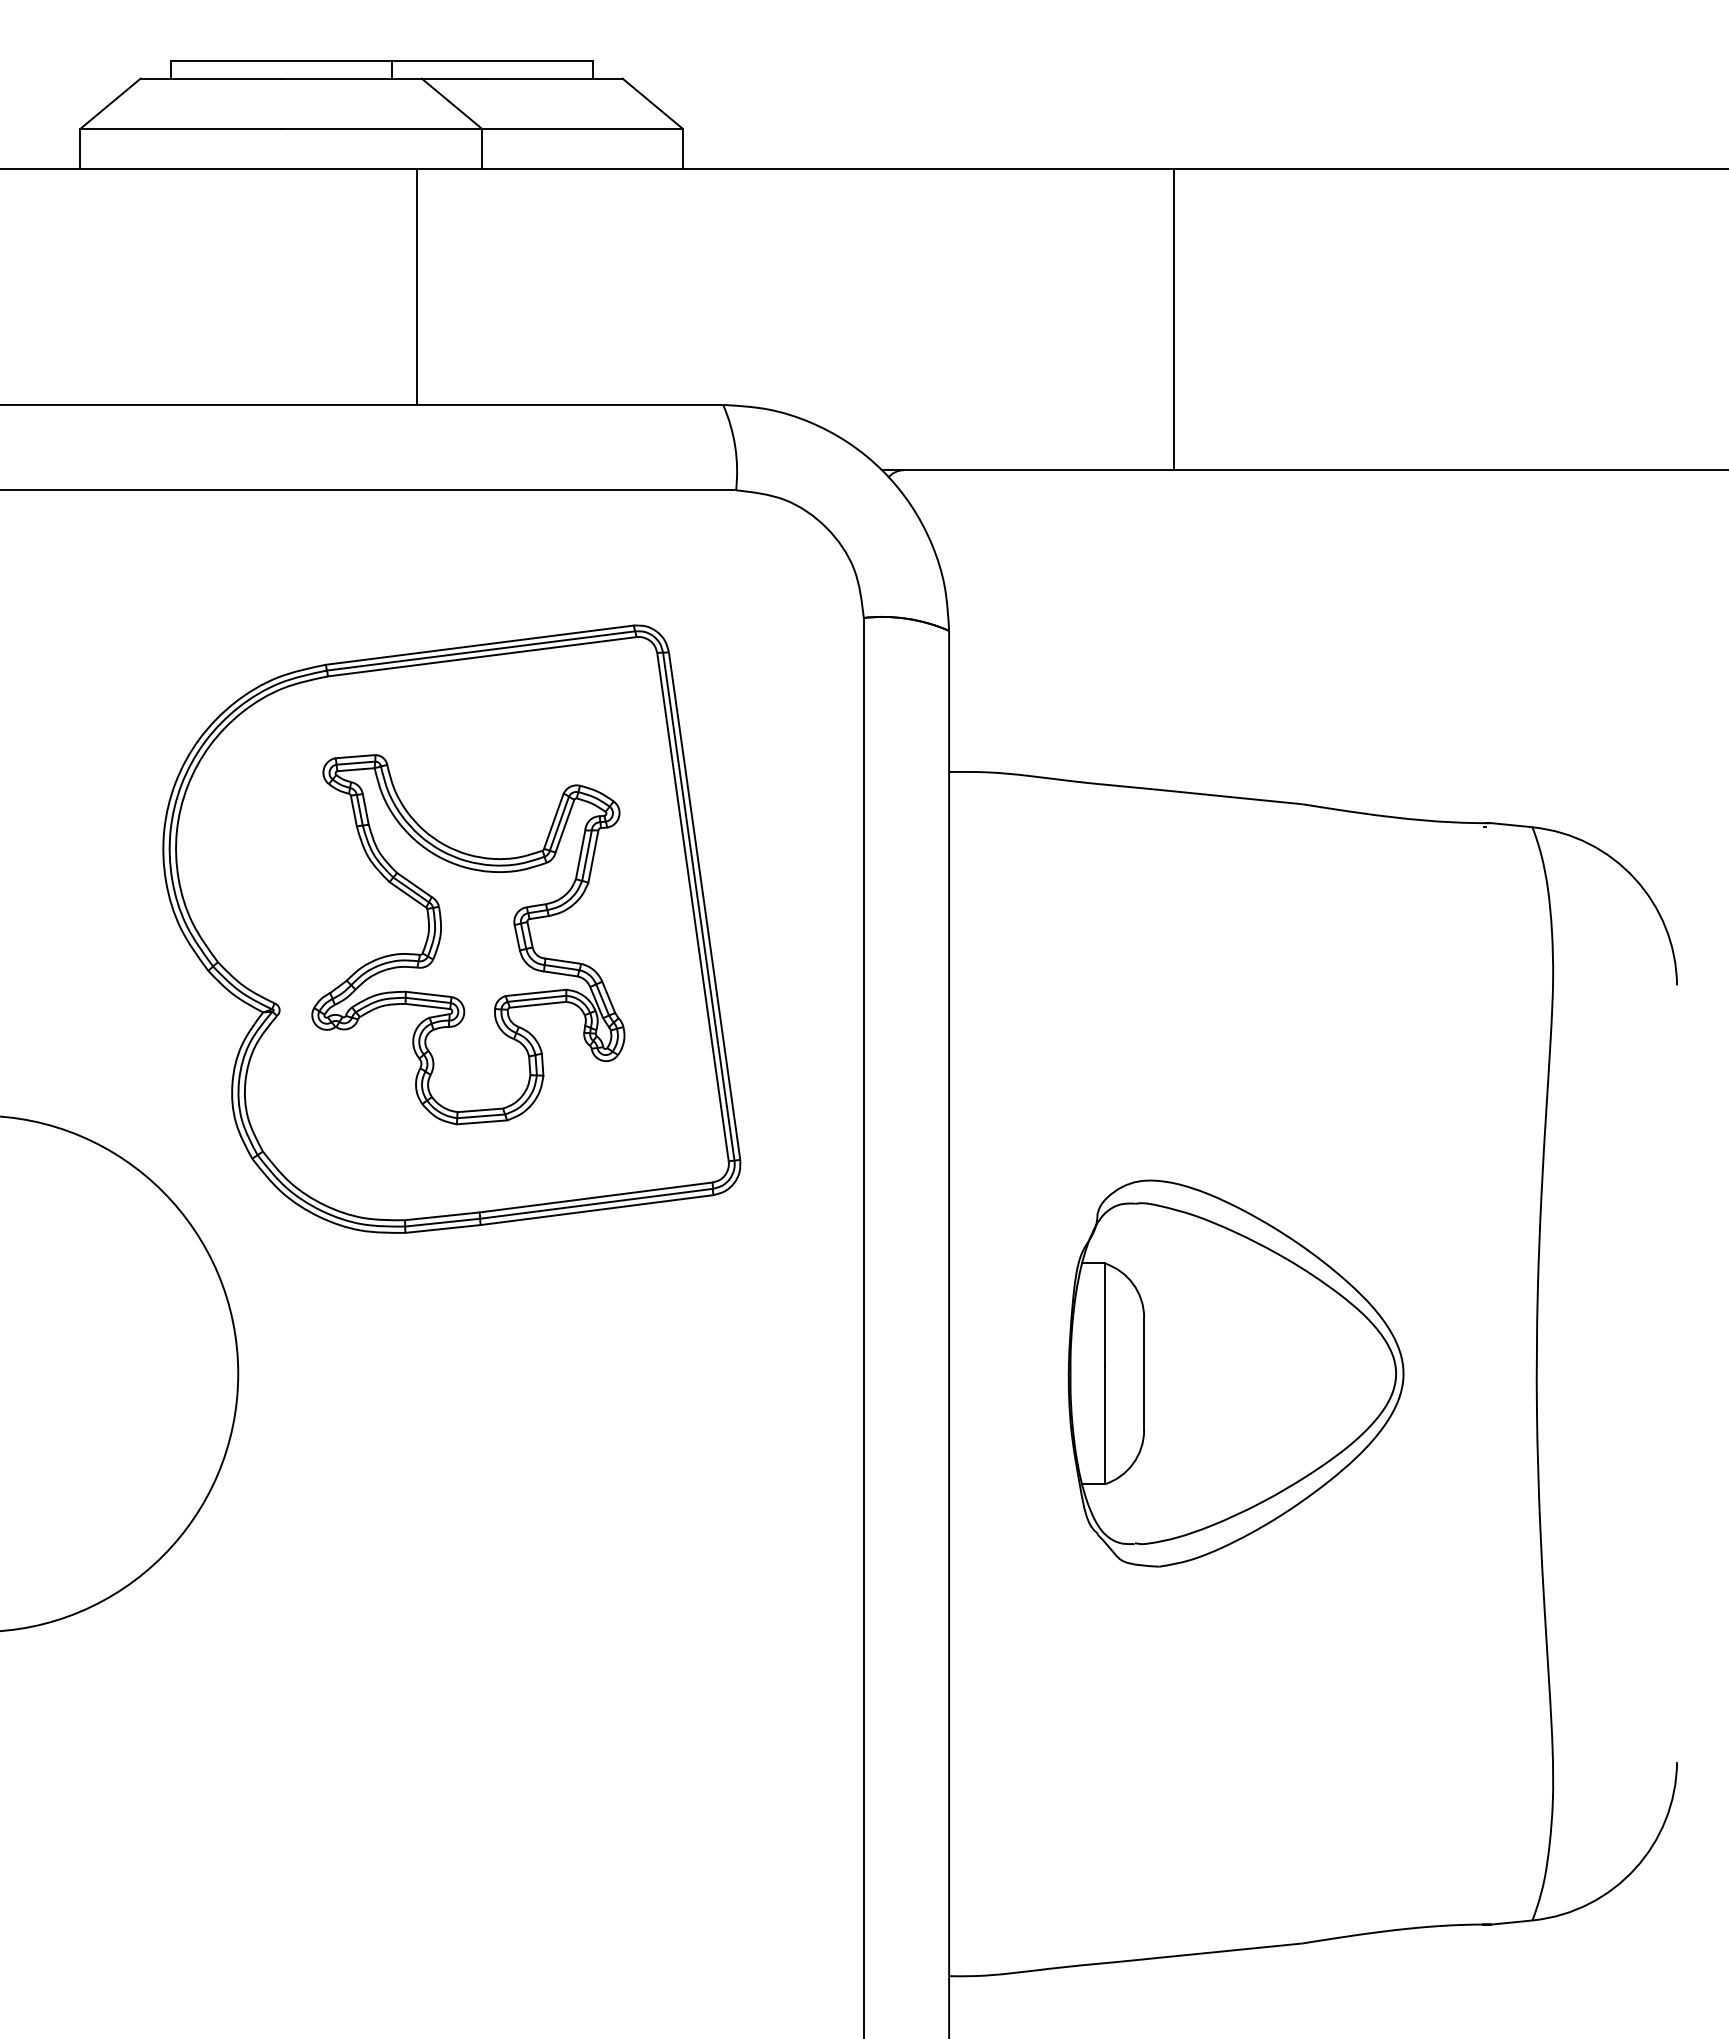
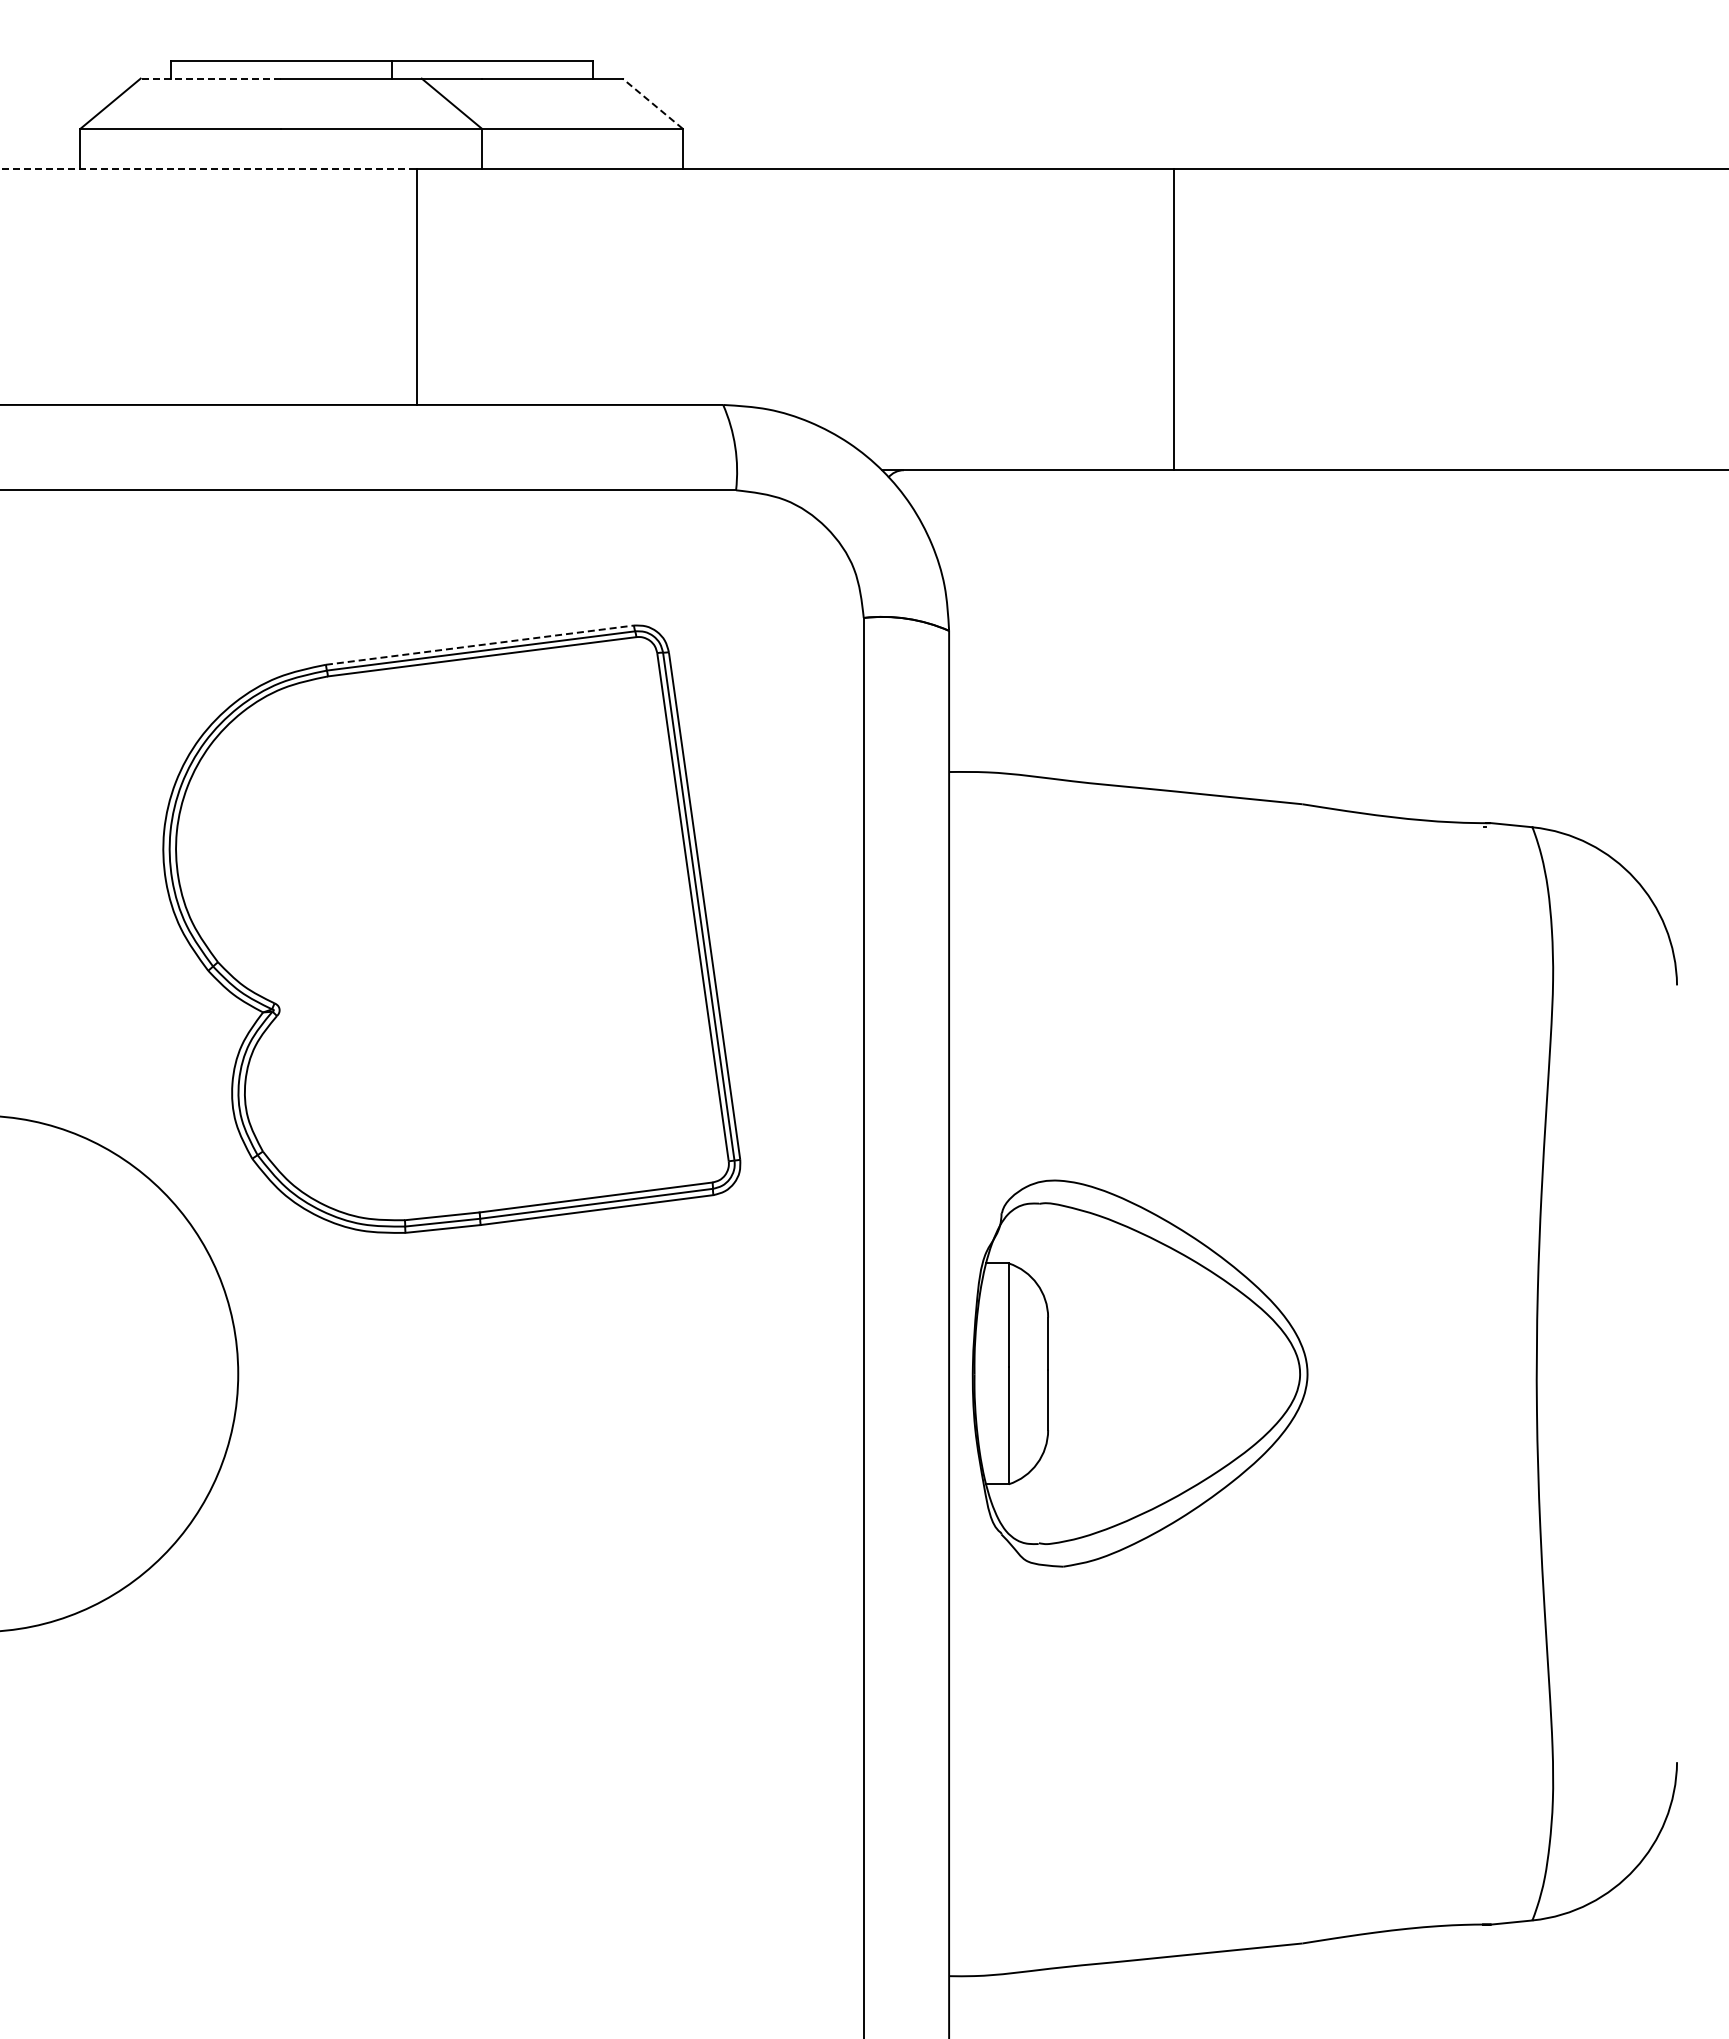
line: solid -> dashed (210, 78)
line: solid -> dashed (652, 103)
line: solid -> dashed (208, 169)
line: solid -> dashed (480, 645)
part: present -> none (468, 939)
part position: (1235, 1373) -> (1139, 1373) (1139, 1373)
